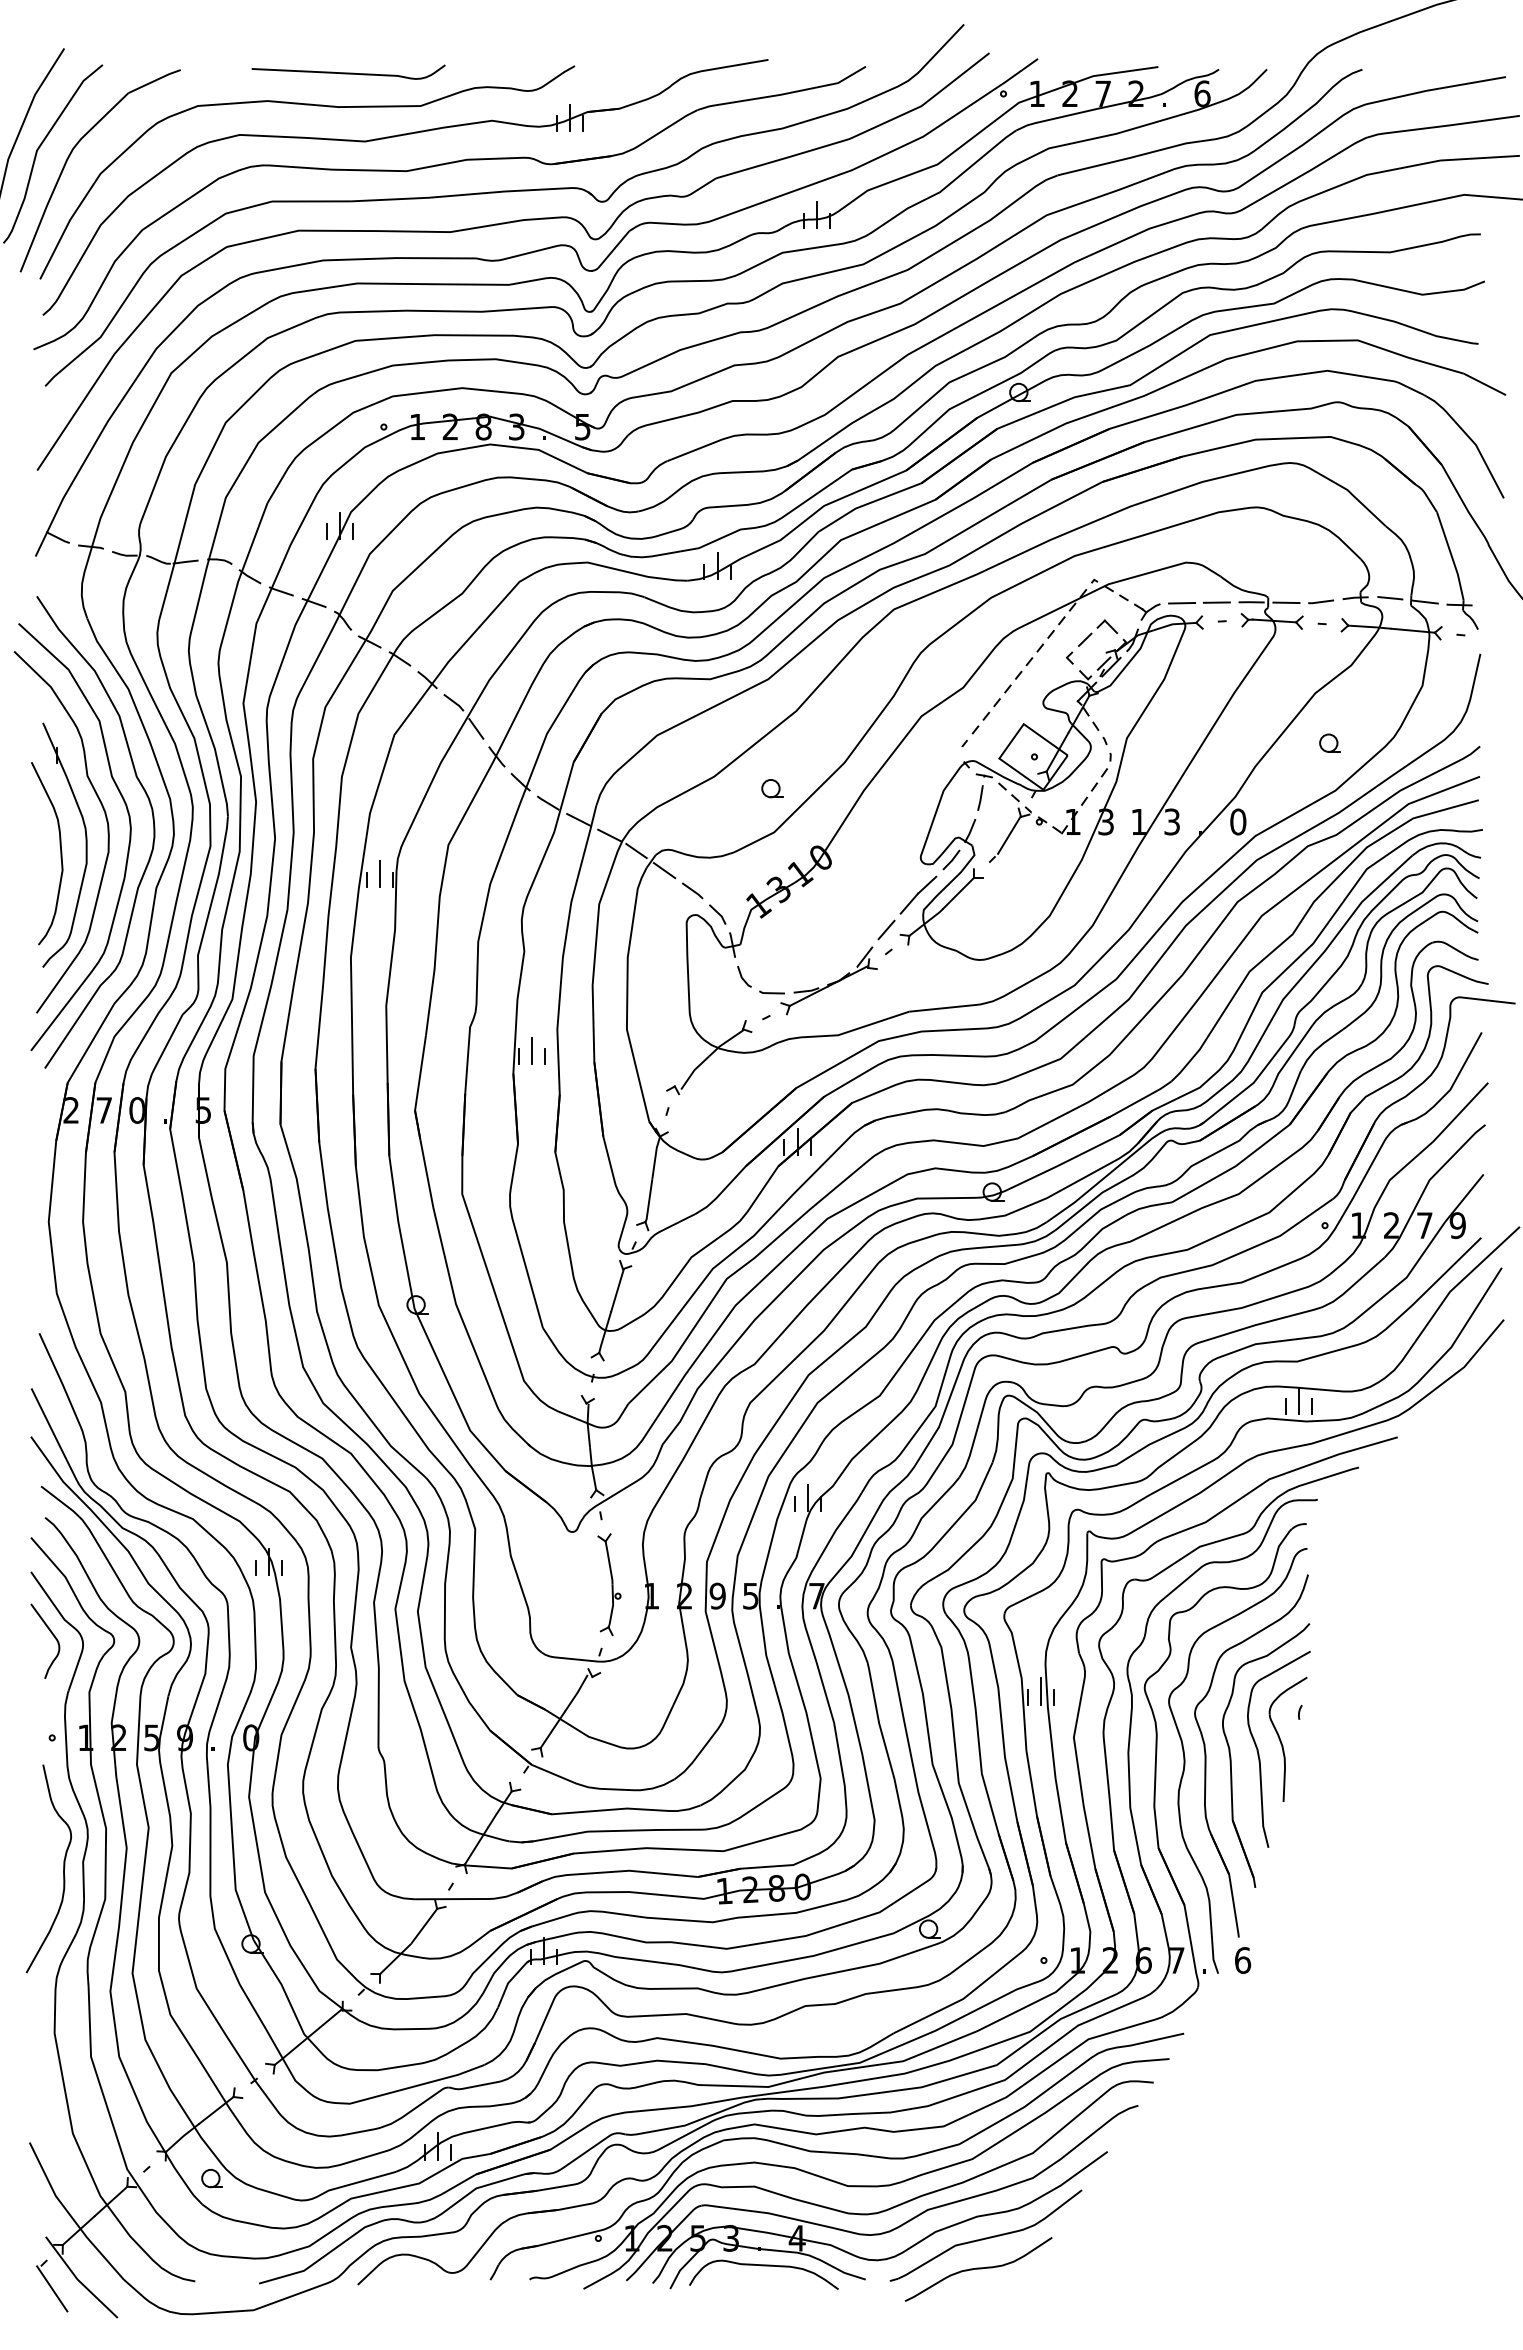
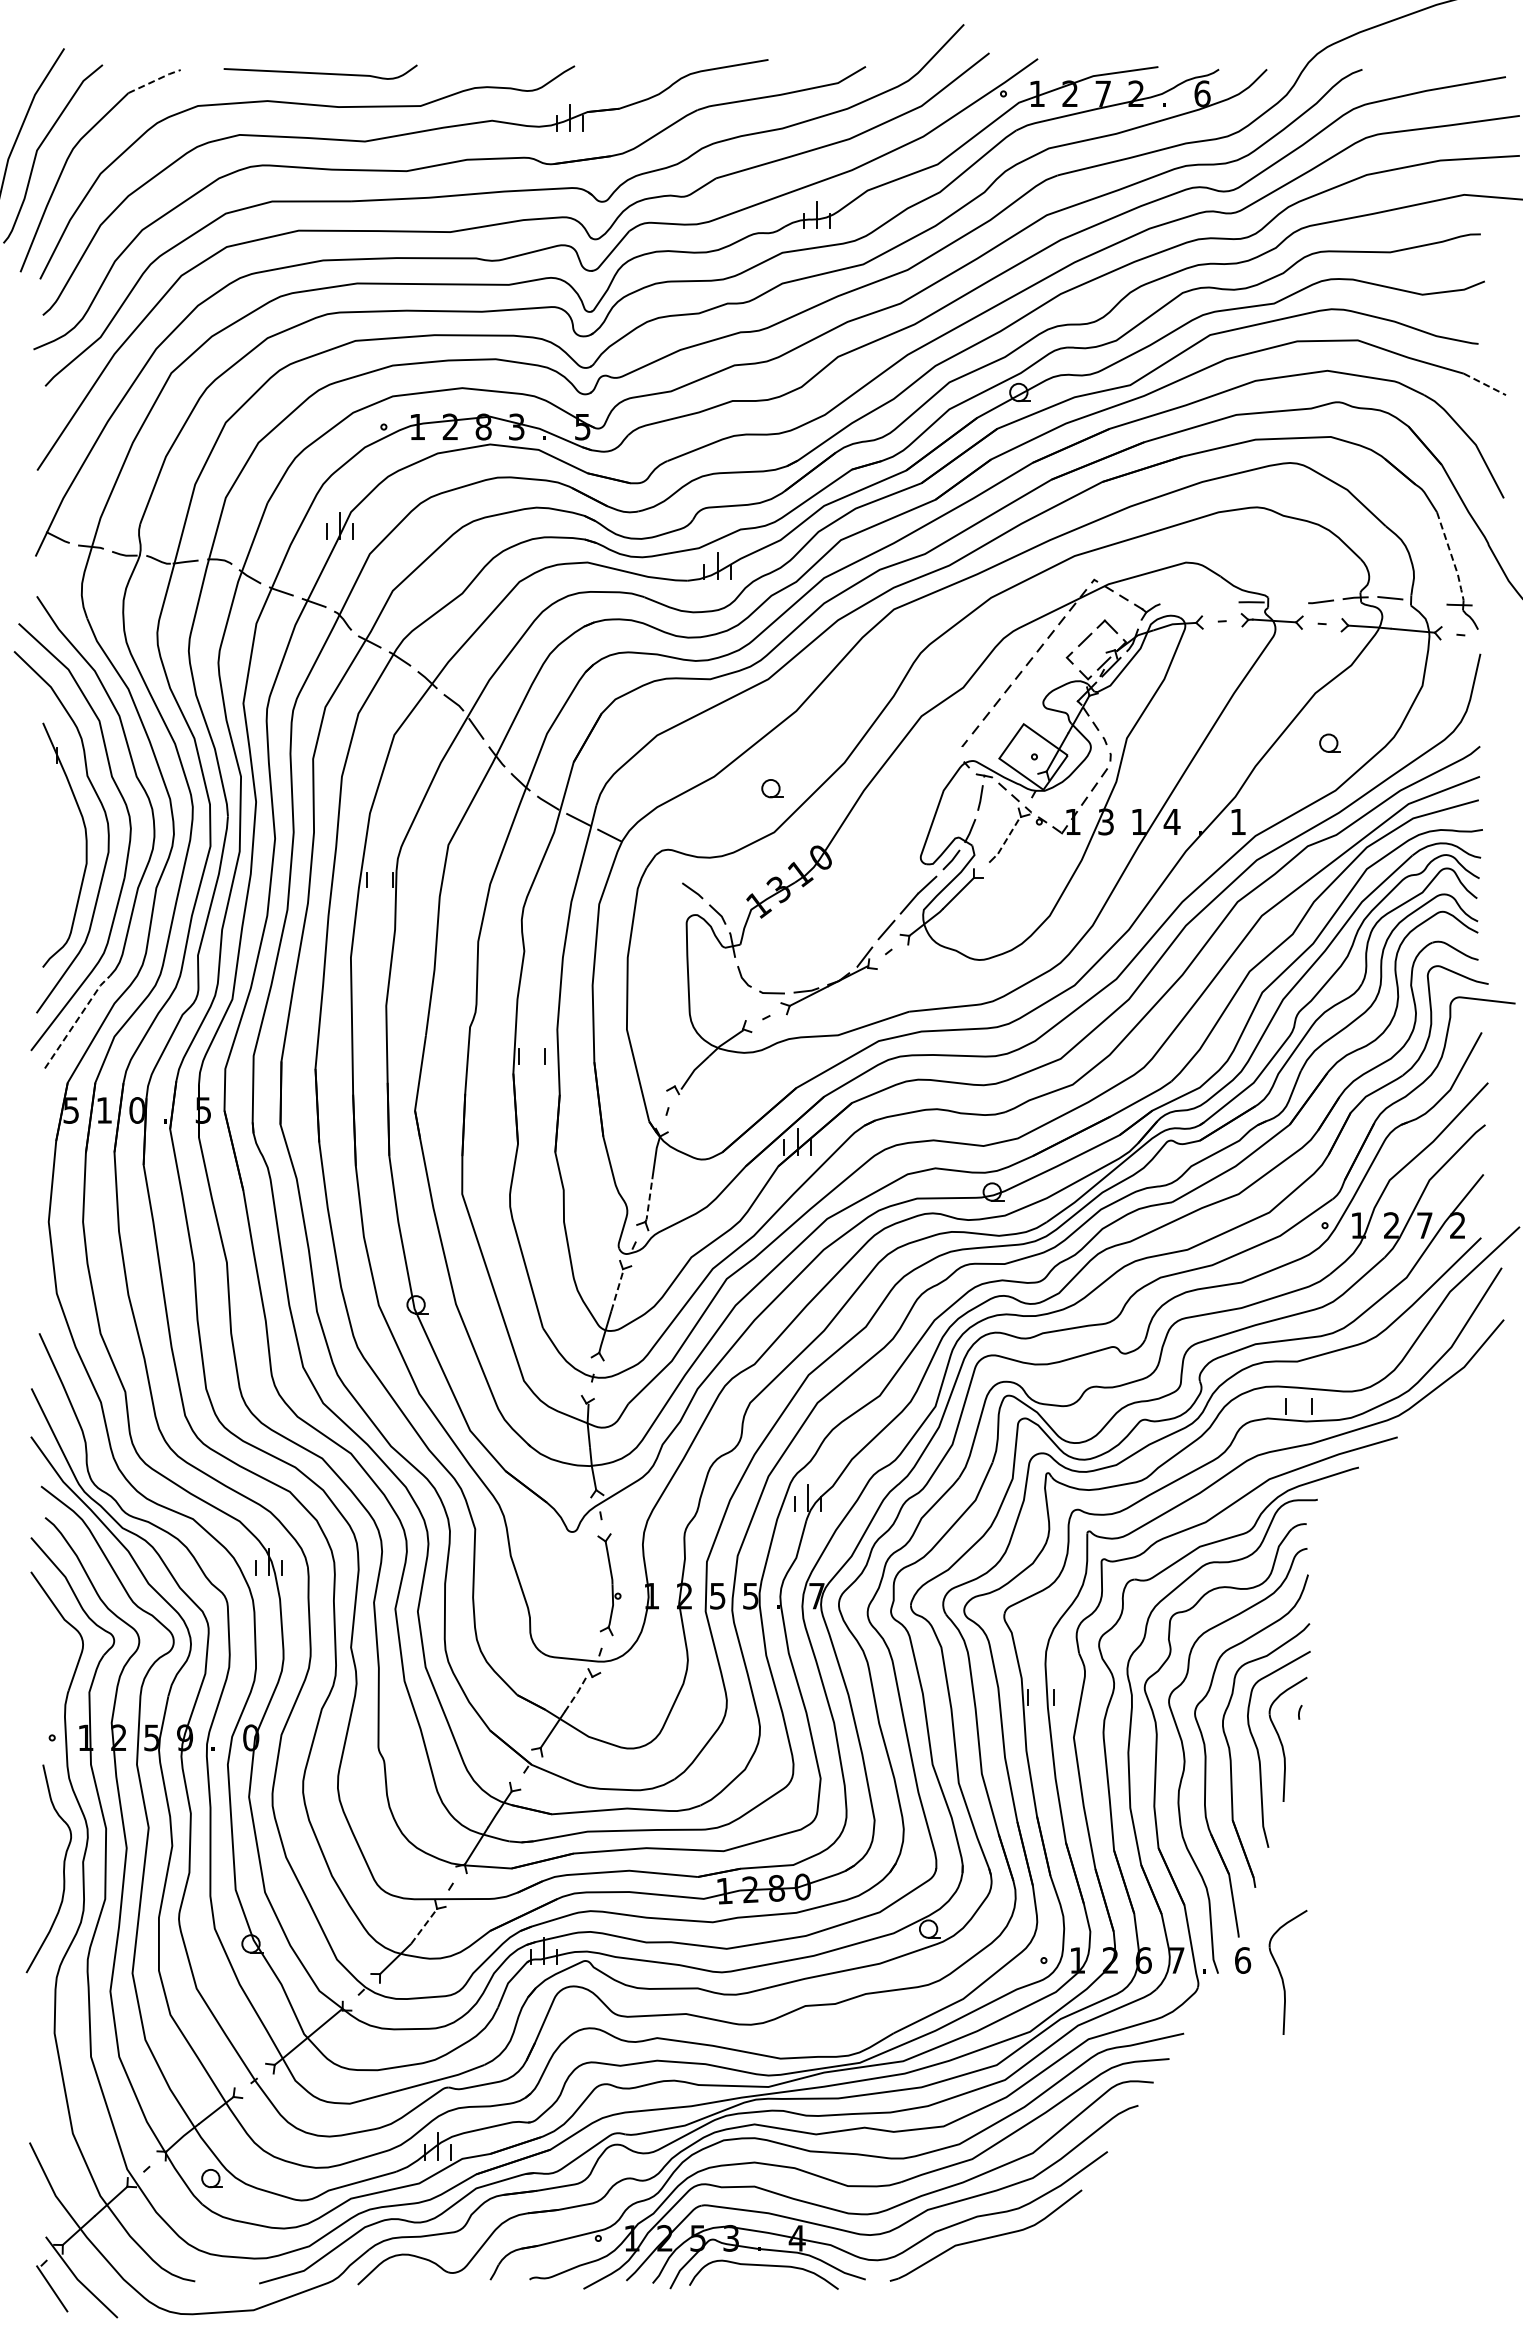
curve position: (348, 72) -> (320, 72) (320, 72)
line: solid -> dashed (155, 80)
line: solid -> dashed (1484, 384)
line: solid -> dashed (1452, 557)
line: present -> none (1424, 601)
line: present -> none (1216, 602)
line: present -> none (1286, 602)
line: present -> none (1182, 603)
text: 3 -> 4 (1171, 821)
text: 0 -> 1 (1238, 821)
line: solid -> dashed (1009, 835)
line: present -> none (636, 850)
curve: present -> none (60, 853)
line: present -> none (664, 870)
line: present -> none (380, 874)
line: solid -> dashed (77, 1020)
line: present -> none (531, 1050)
text: 2 -> 5 (70, 1110)
text: 7 -> 1 (103, 1110)
line: solid -> dashed (649, 1200)
text: 9 -> 2 (1457, 1225)
line: solid -> dashed (617, 1290)
line: present -> none (1298, 1400)
text: 9 -> 5 (717, 1595)
curve: present -> none (52, 1635)
line: present -> none (1041, 1691)
line: solid -> dashed (577, 1693)
line: solid -> dashed (424, 1925)
part: none -> present (1281, 1973)
curve: present -> none (978, 2269)
